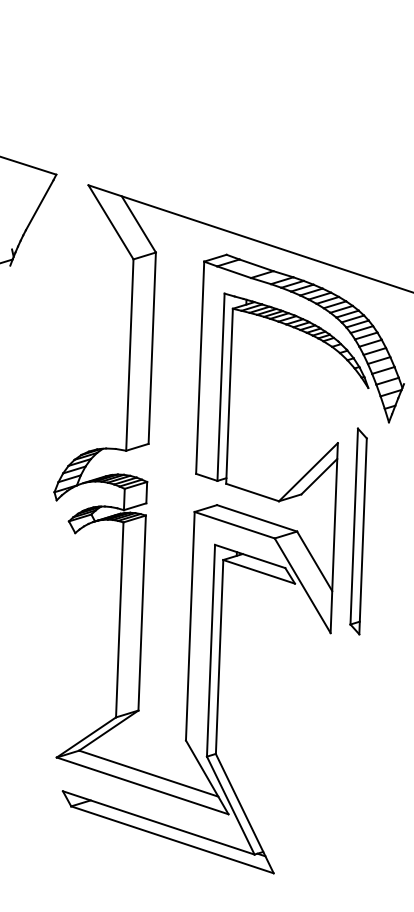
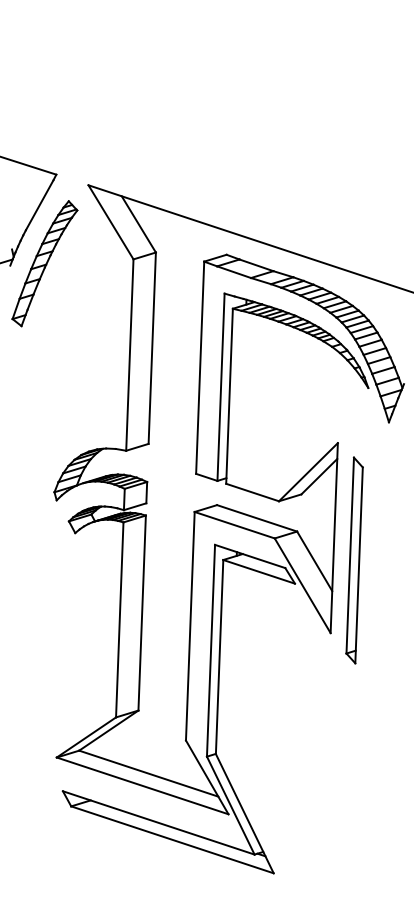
part: none -> present (44, 263)
part position: (358, 531) -> (354, 560) (354, 560)
